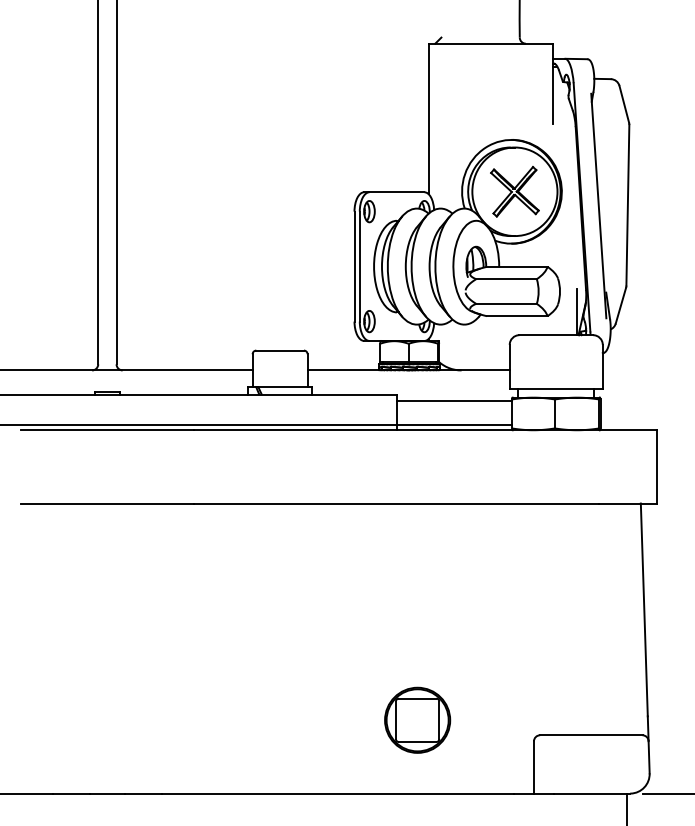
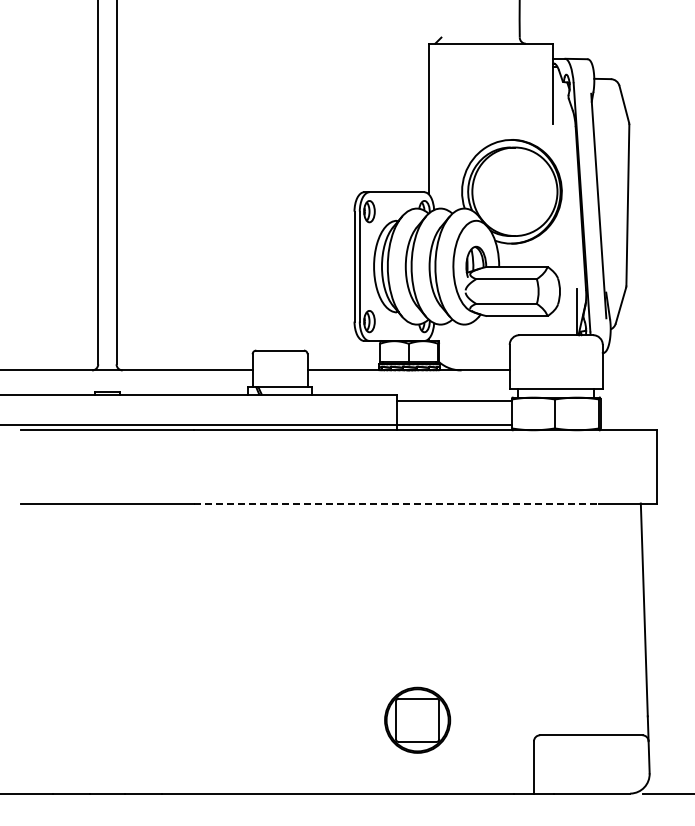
part: present -> none (514, 191)
line: solid -> dashed (396, 503)
line: present -> none (626, 807)
